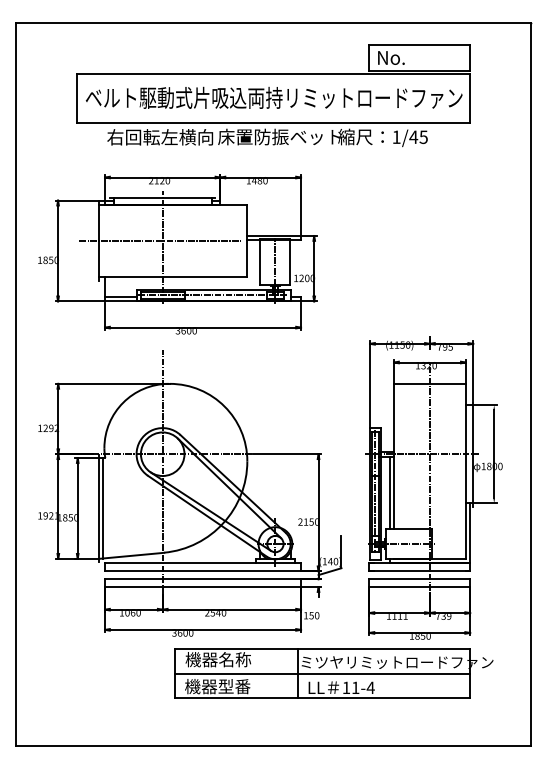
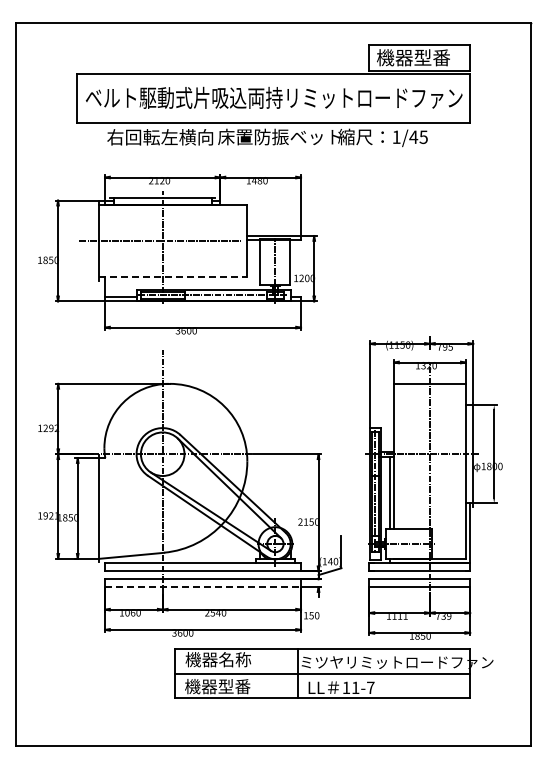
text: No. -> 機器型番 (412, 57)
line: solid -> dashed (173, 276)
line: present -> none (102, 508)
line: solid -> dashed (203, 587)
text: 11-4 -> 11-7 (370, 687)
